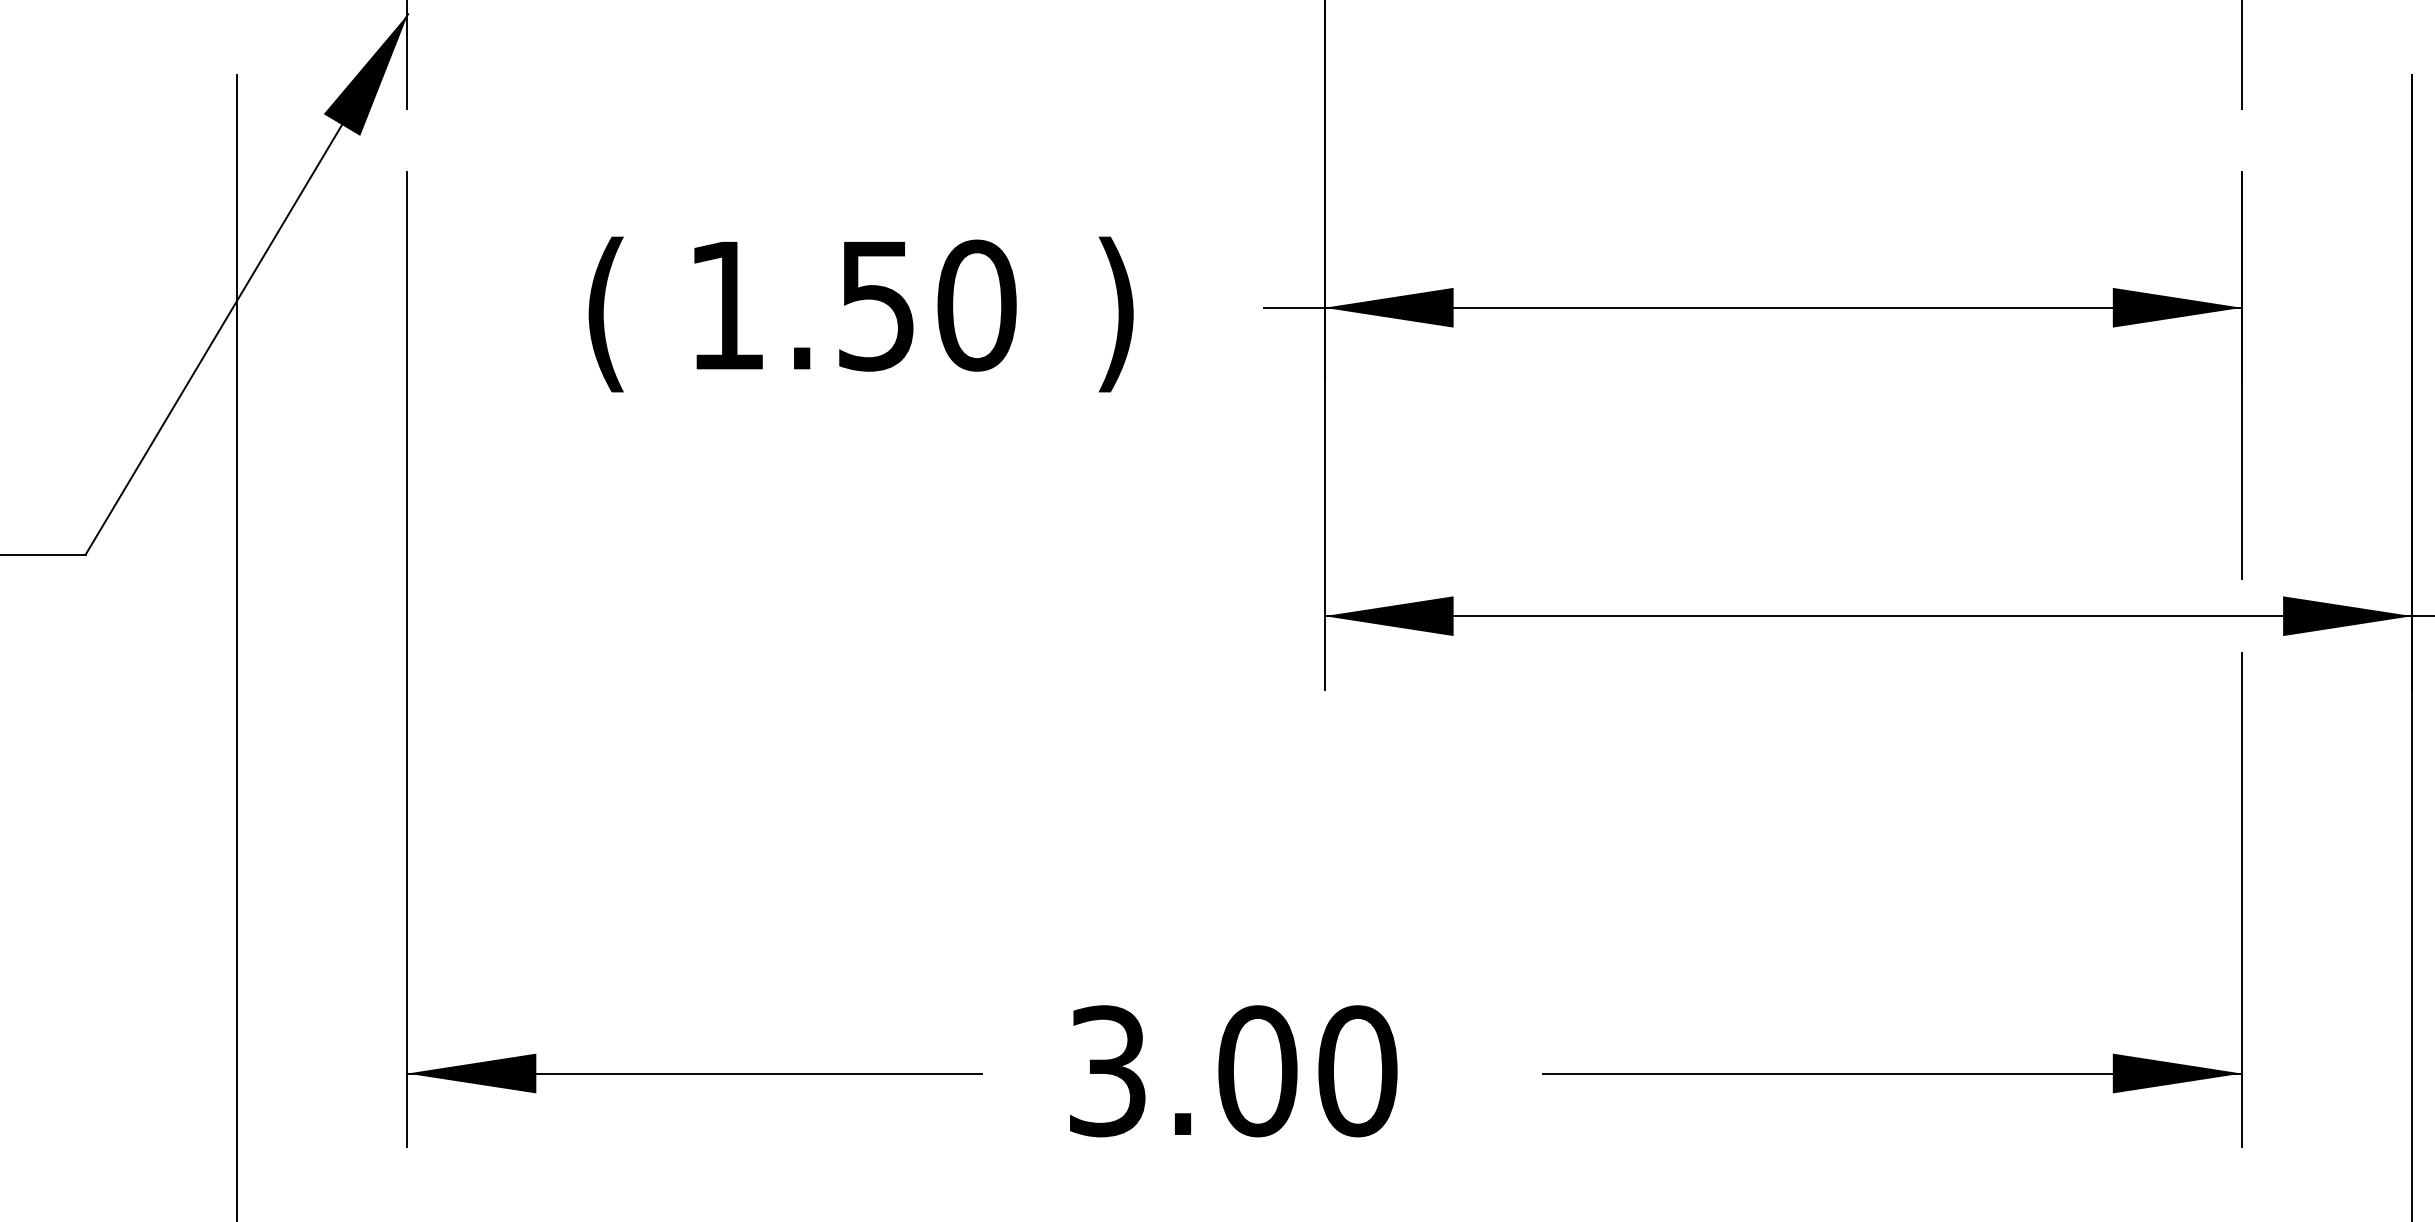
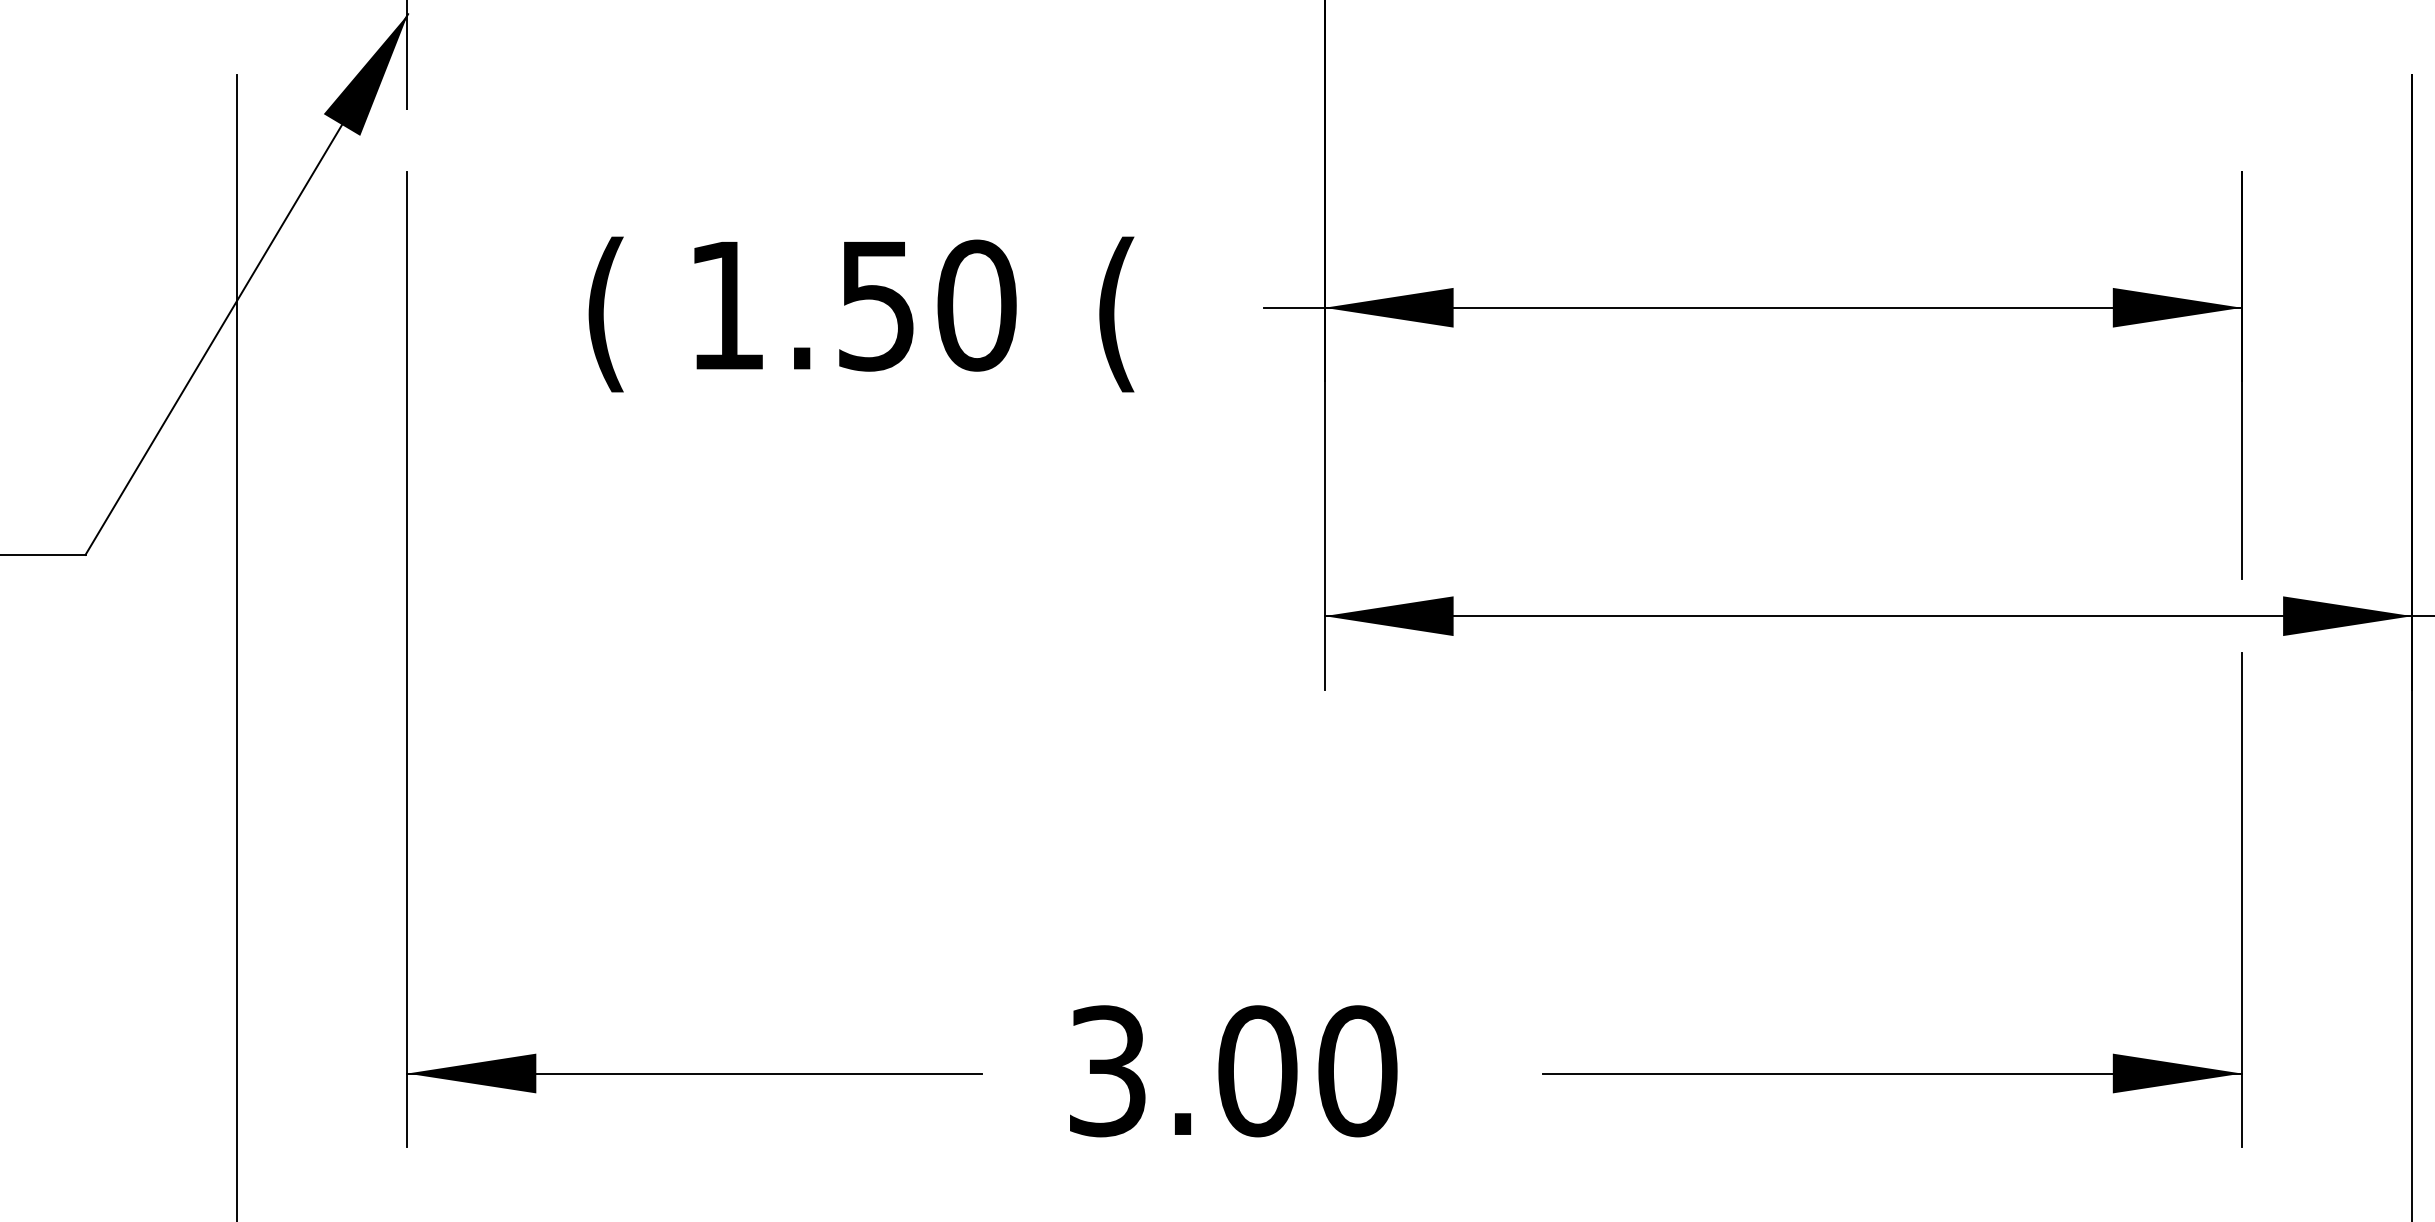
line: present -> none (2241, 56)
text: ) -> ( (1116, 314)
